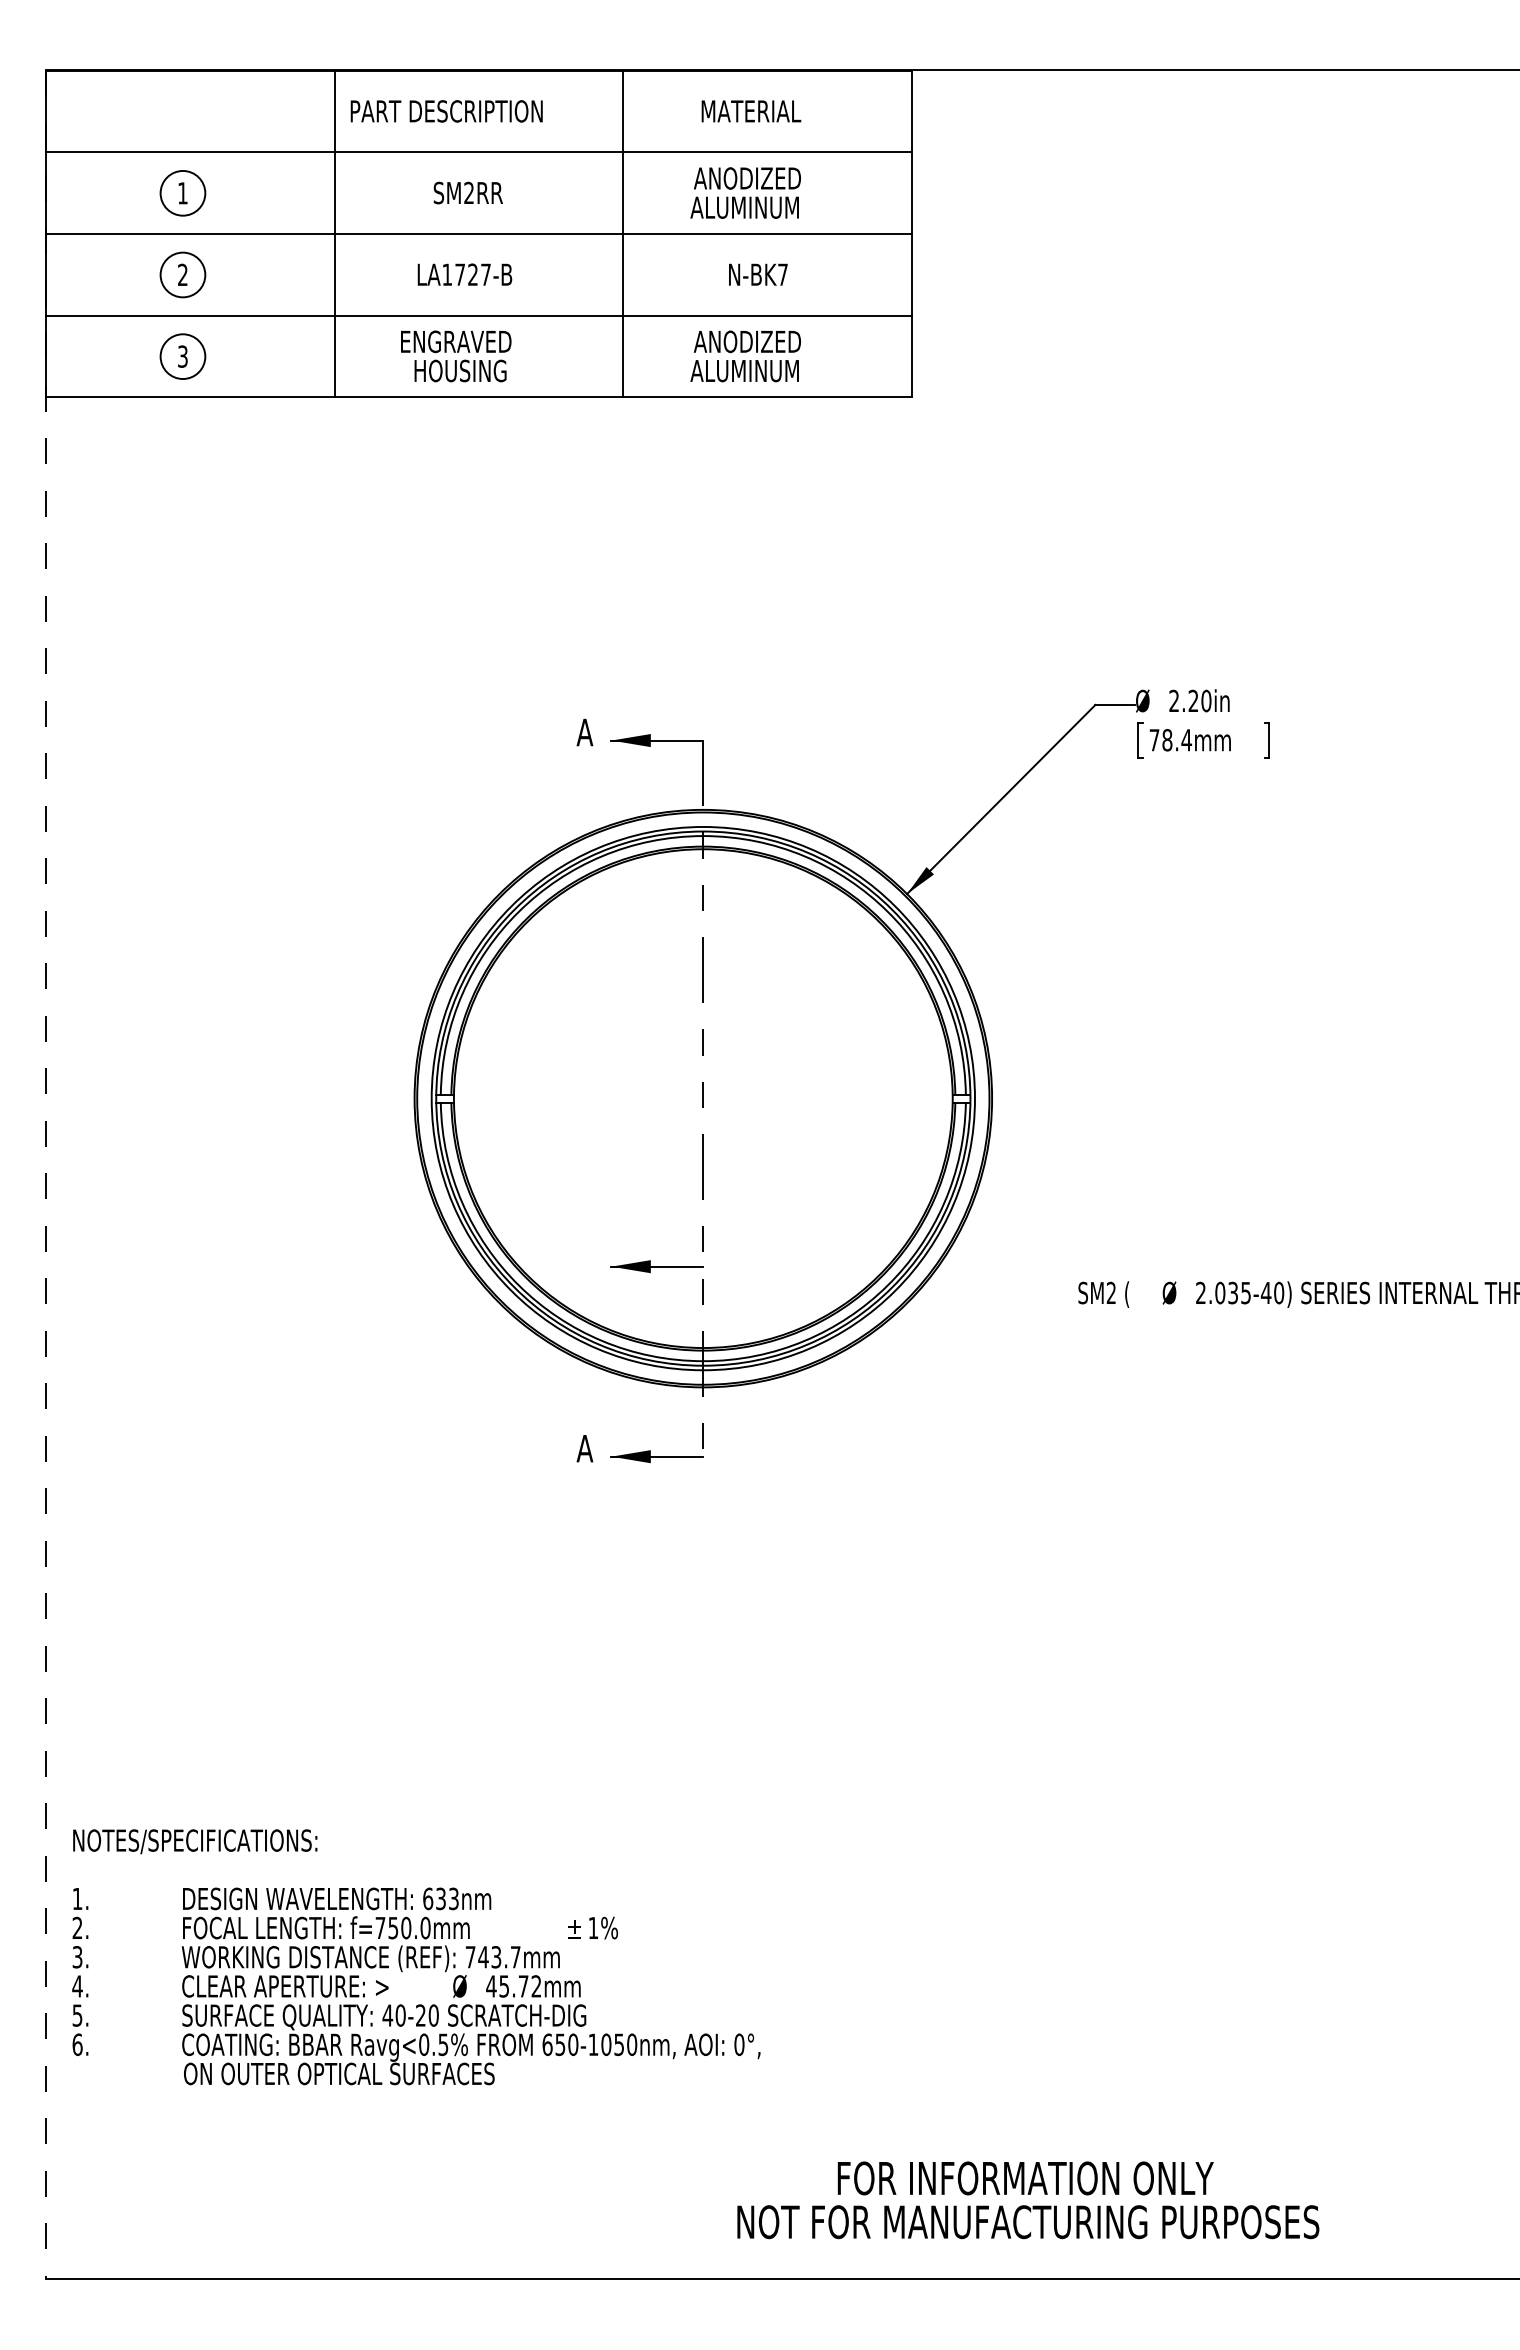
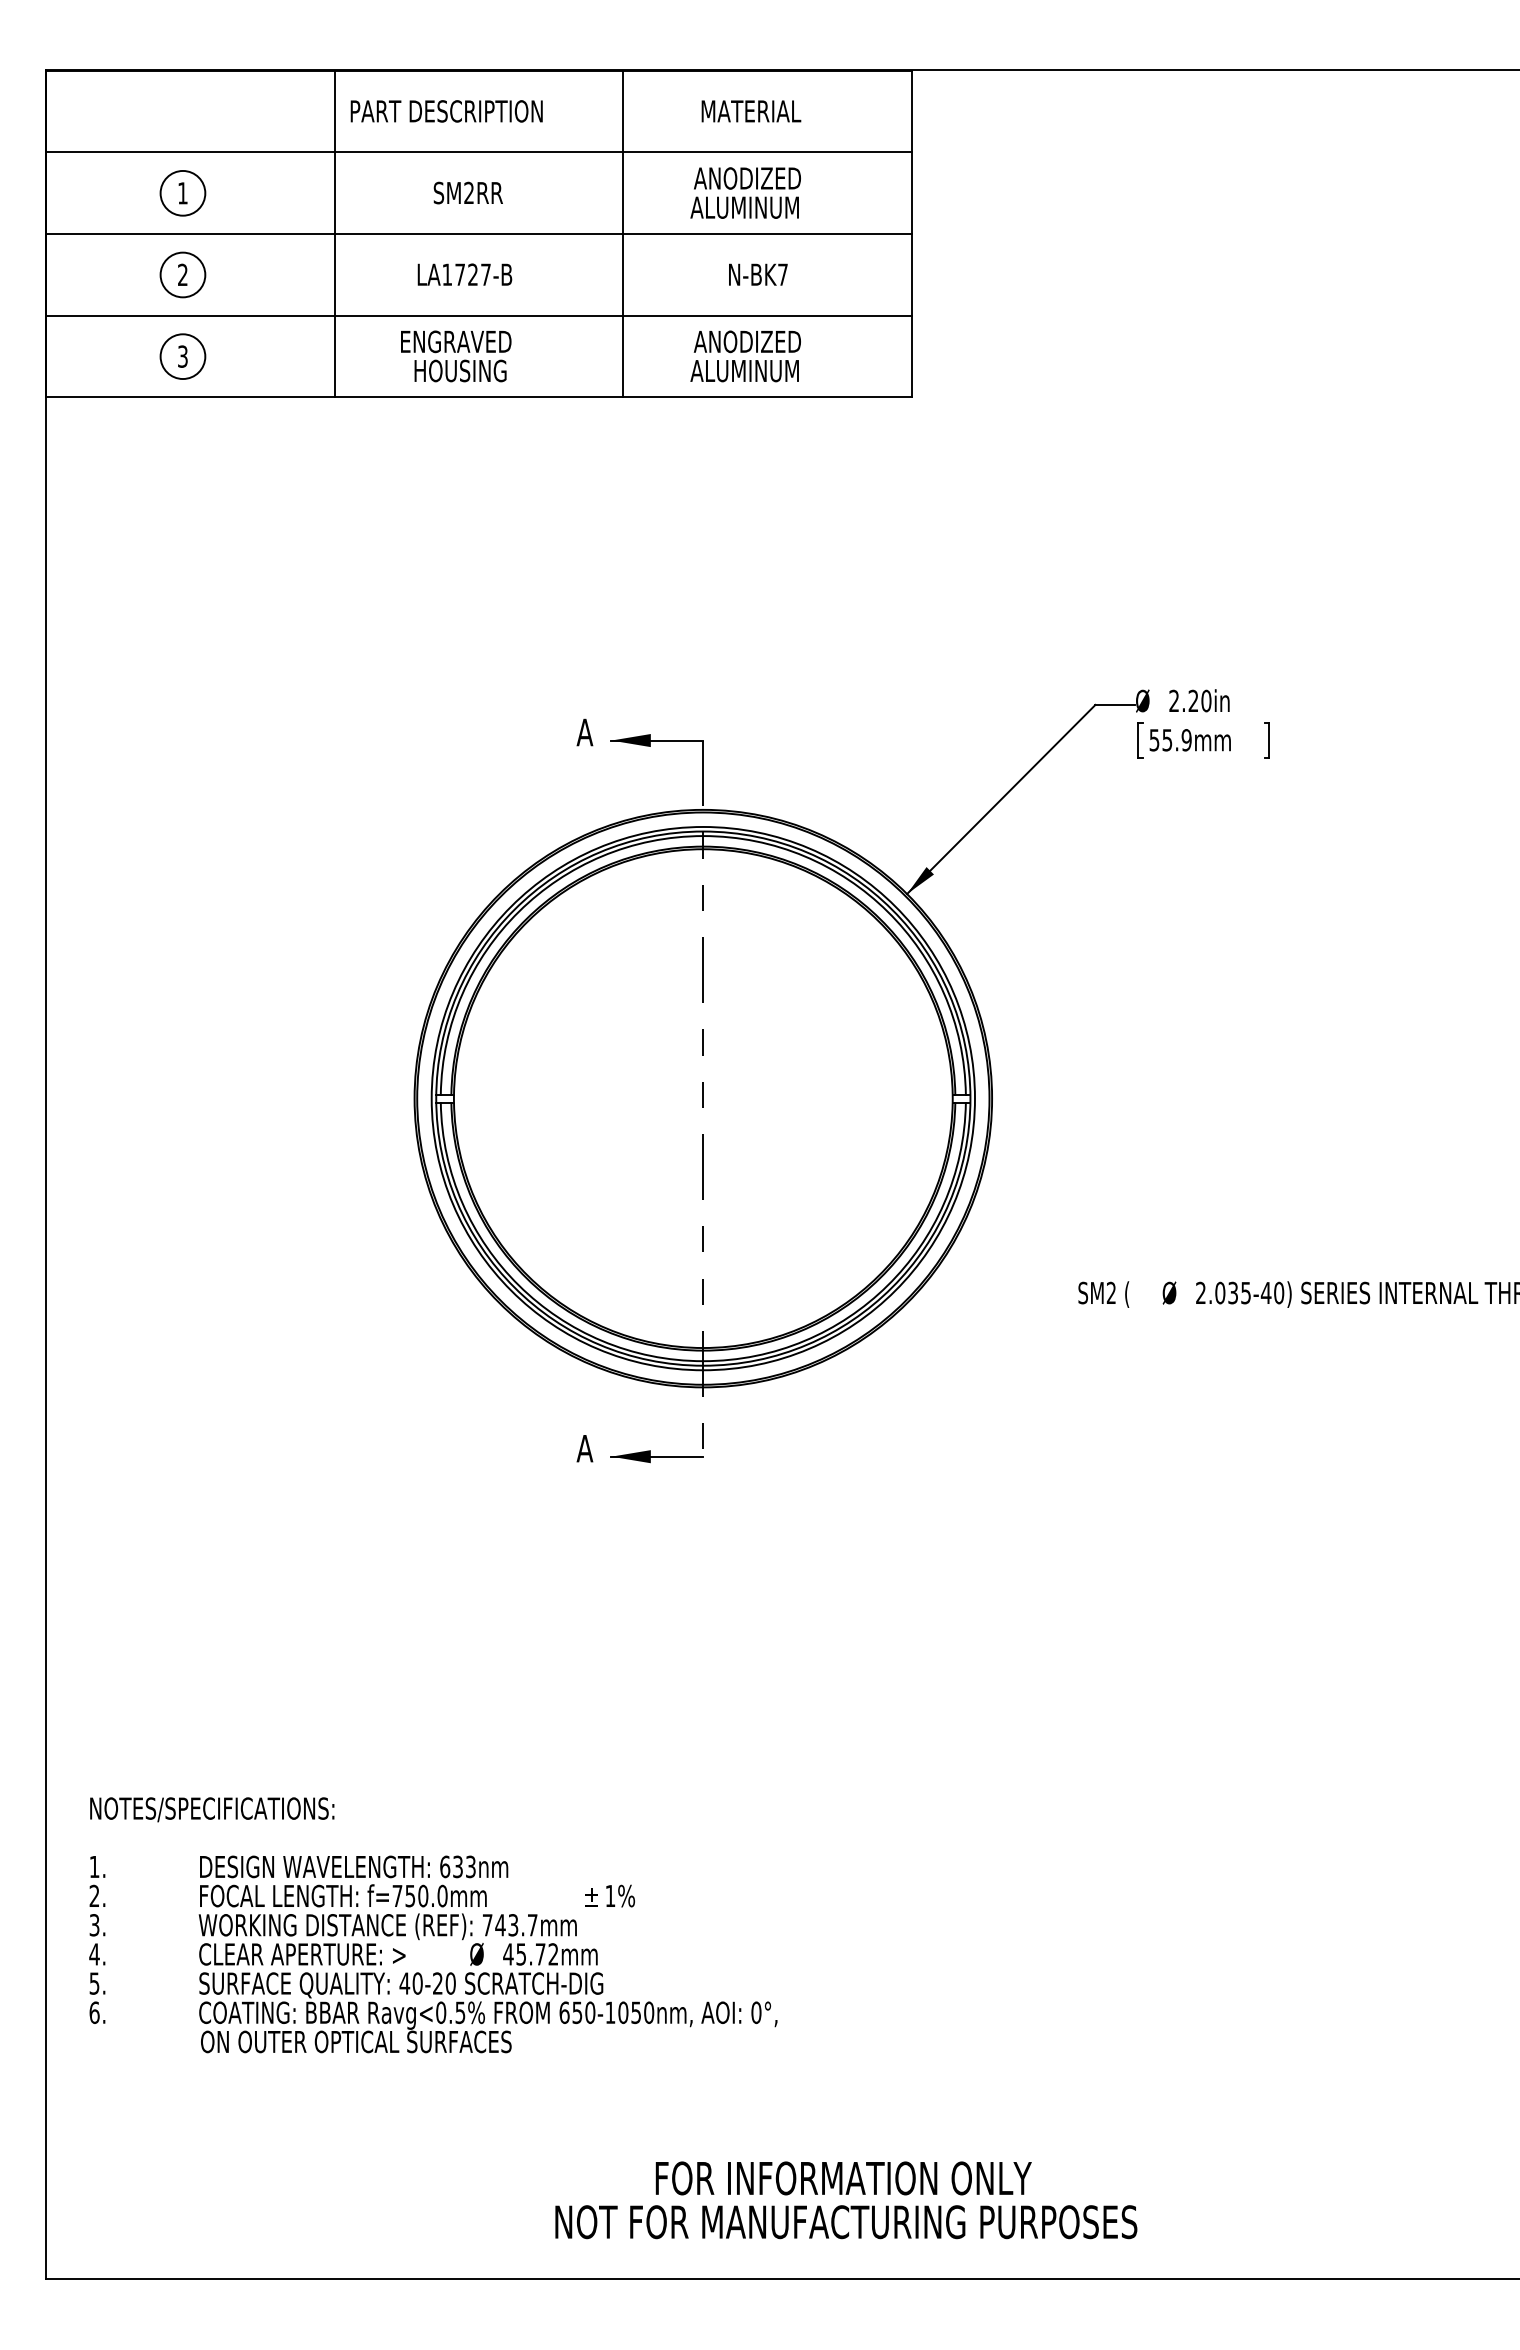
text: 78.4mm -> 55.9mm (1170, 740)
line: dashed -> solid (46, 1175)
part: present -> none (656, 1266)
text position: (416, 1957) -> (433, 1925) (433, 1925)
text position: (1028, 2200) -> (846, 2200) (846, 2200)
